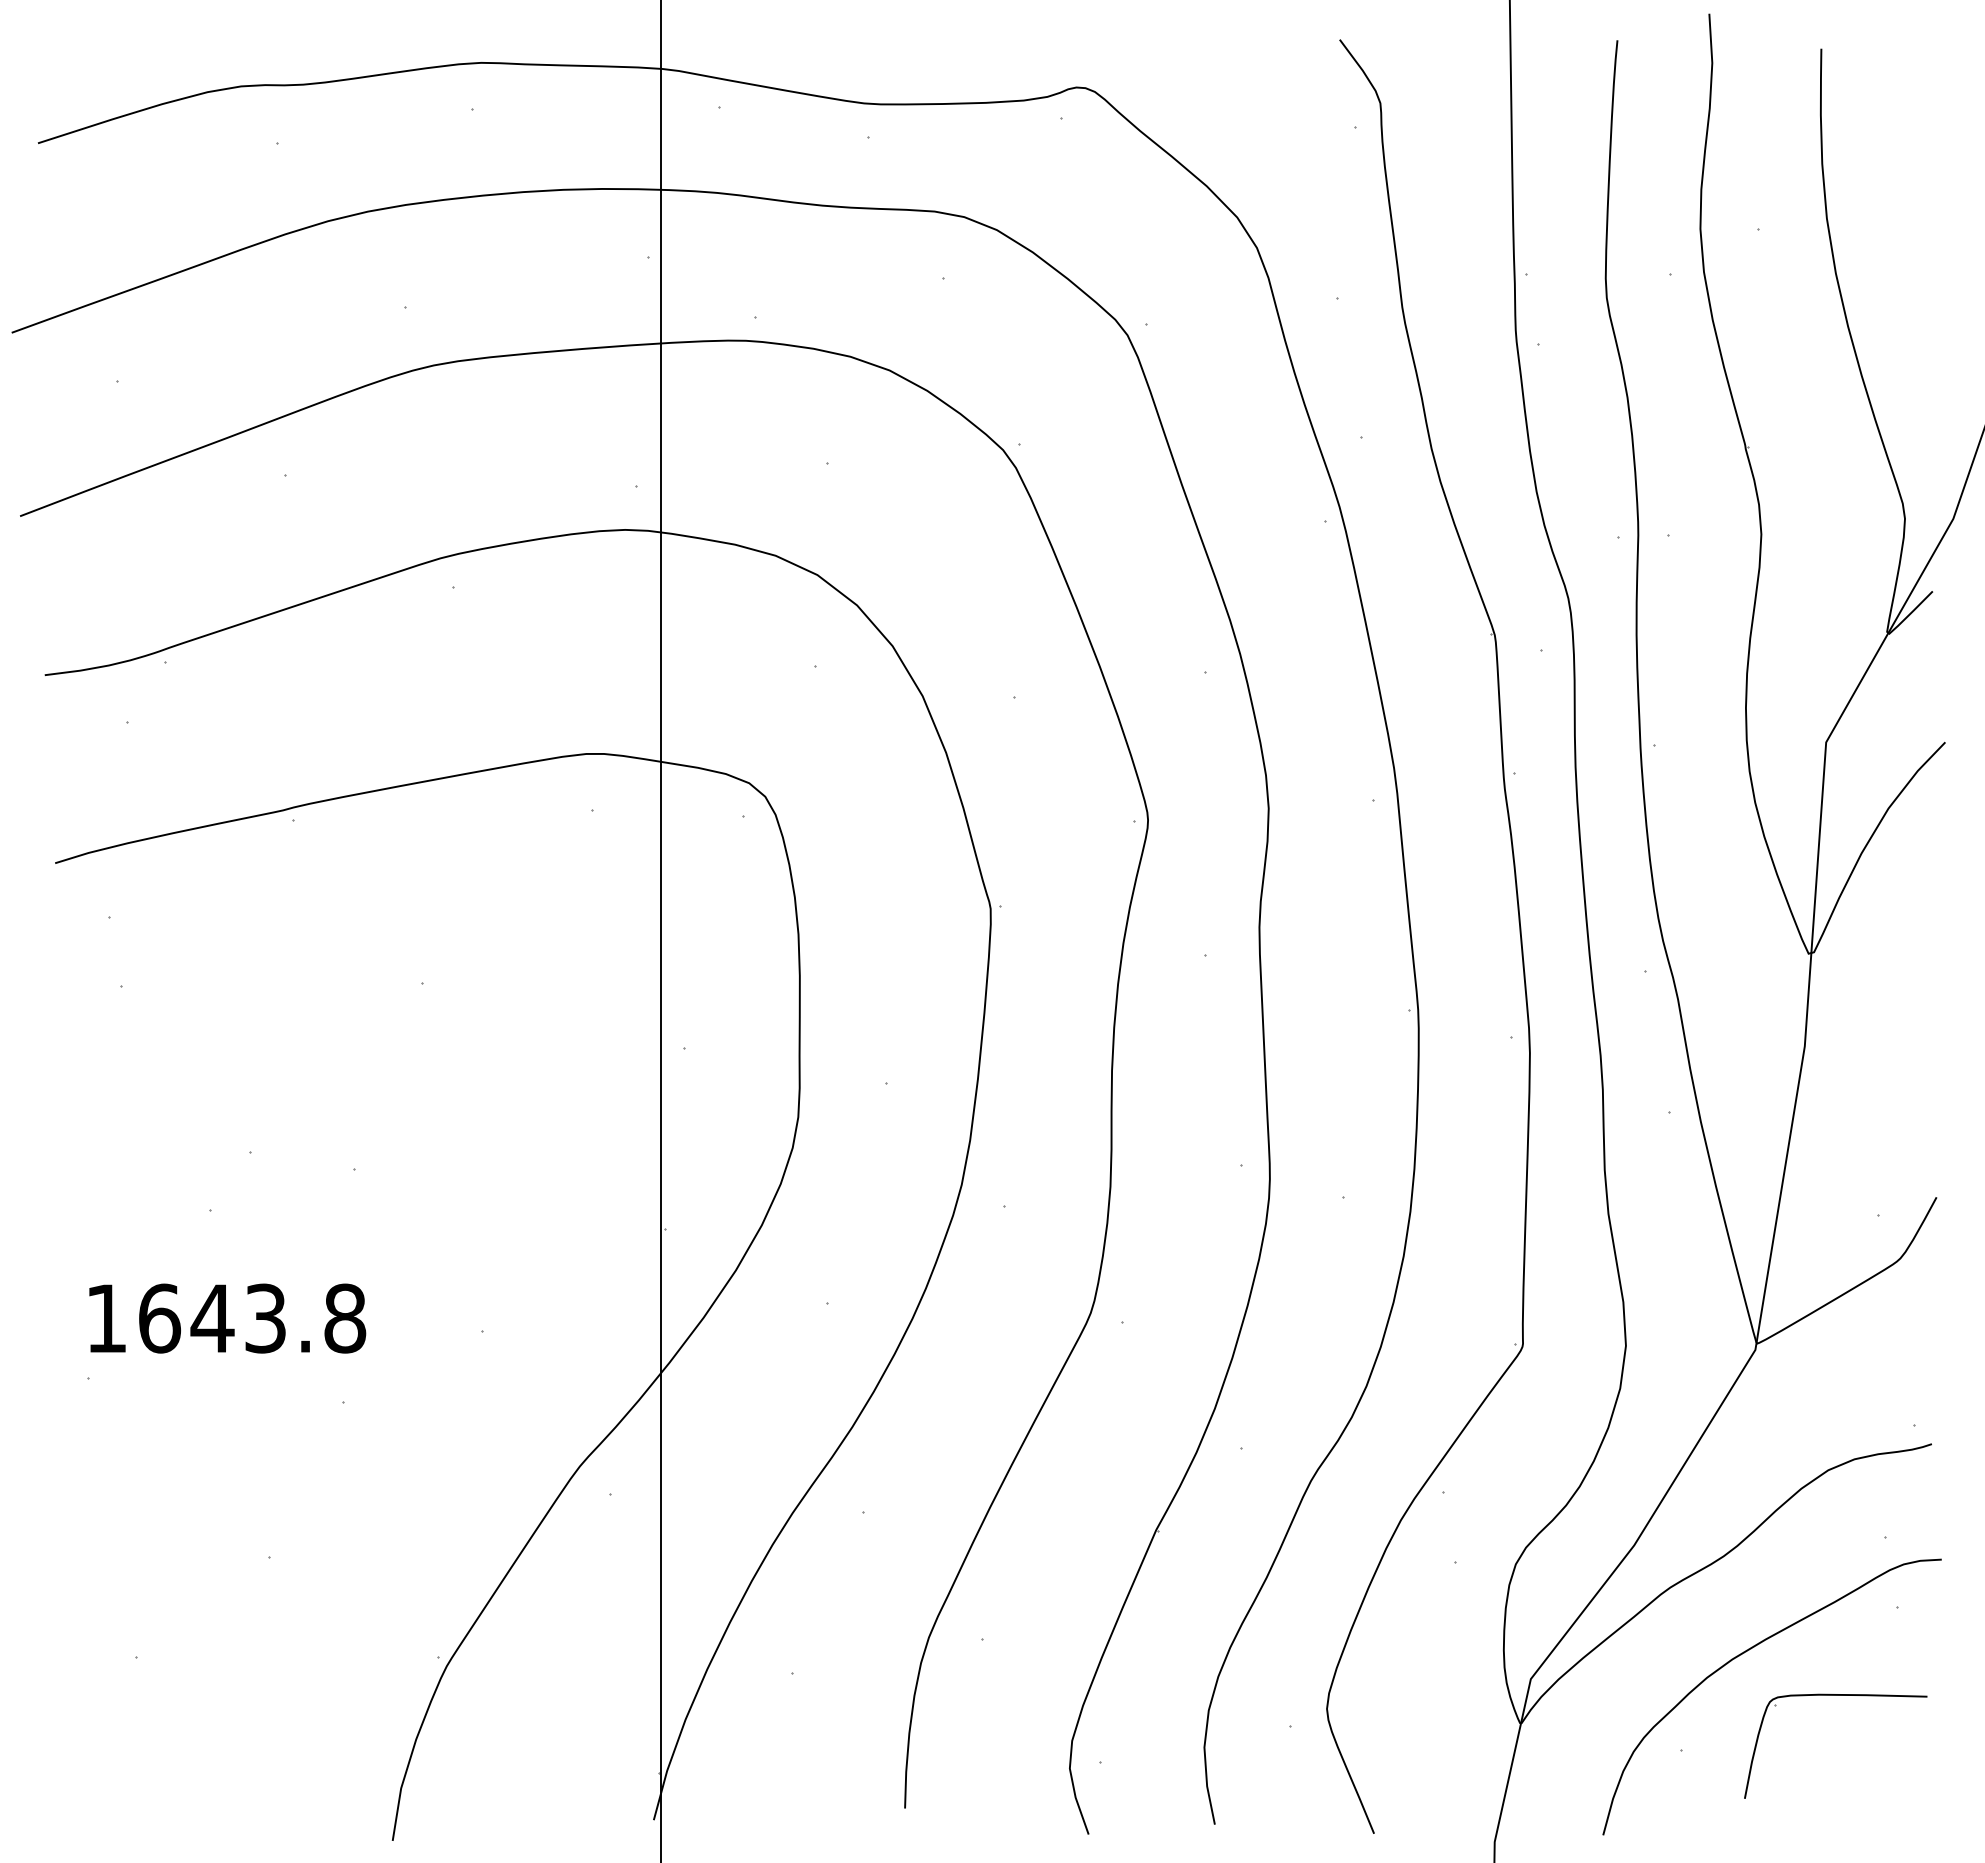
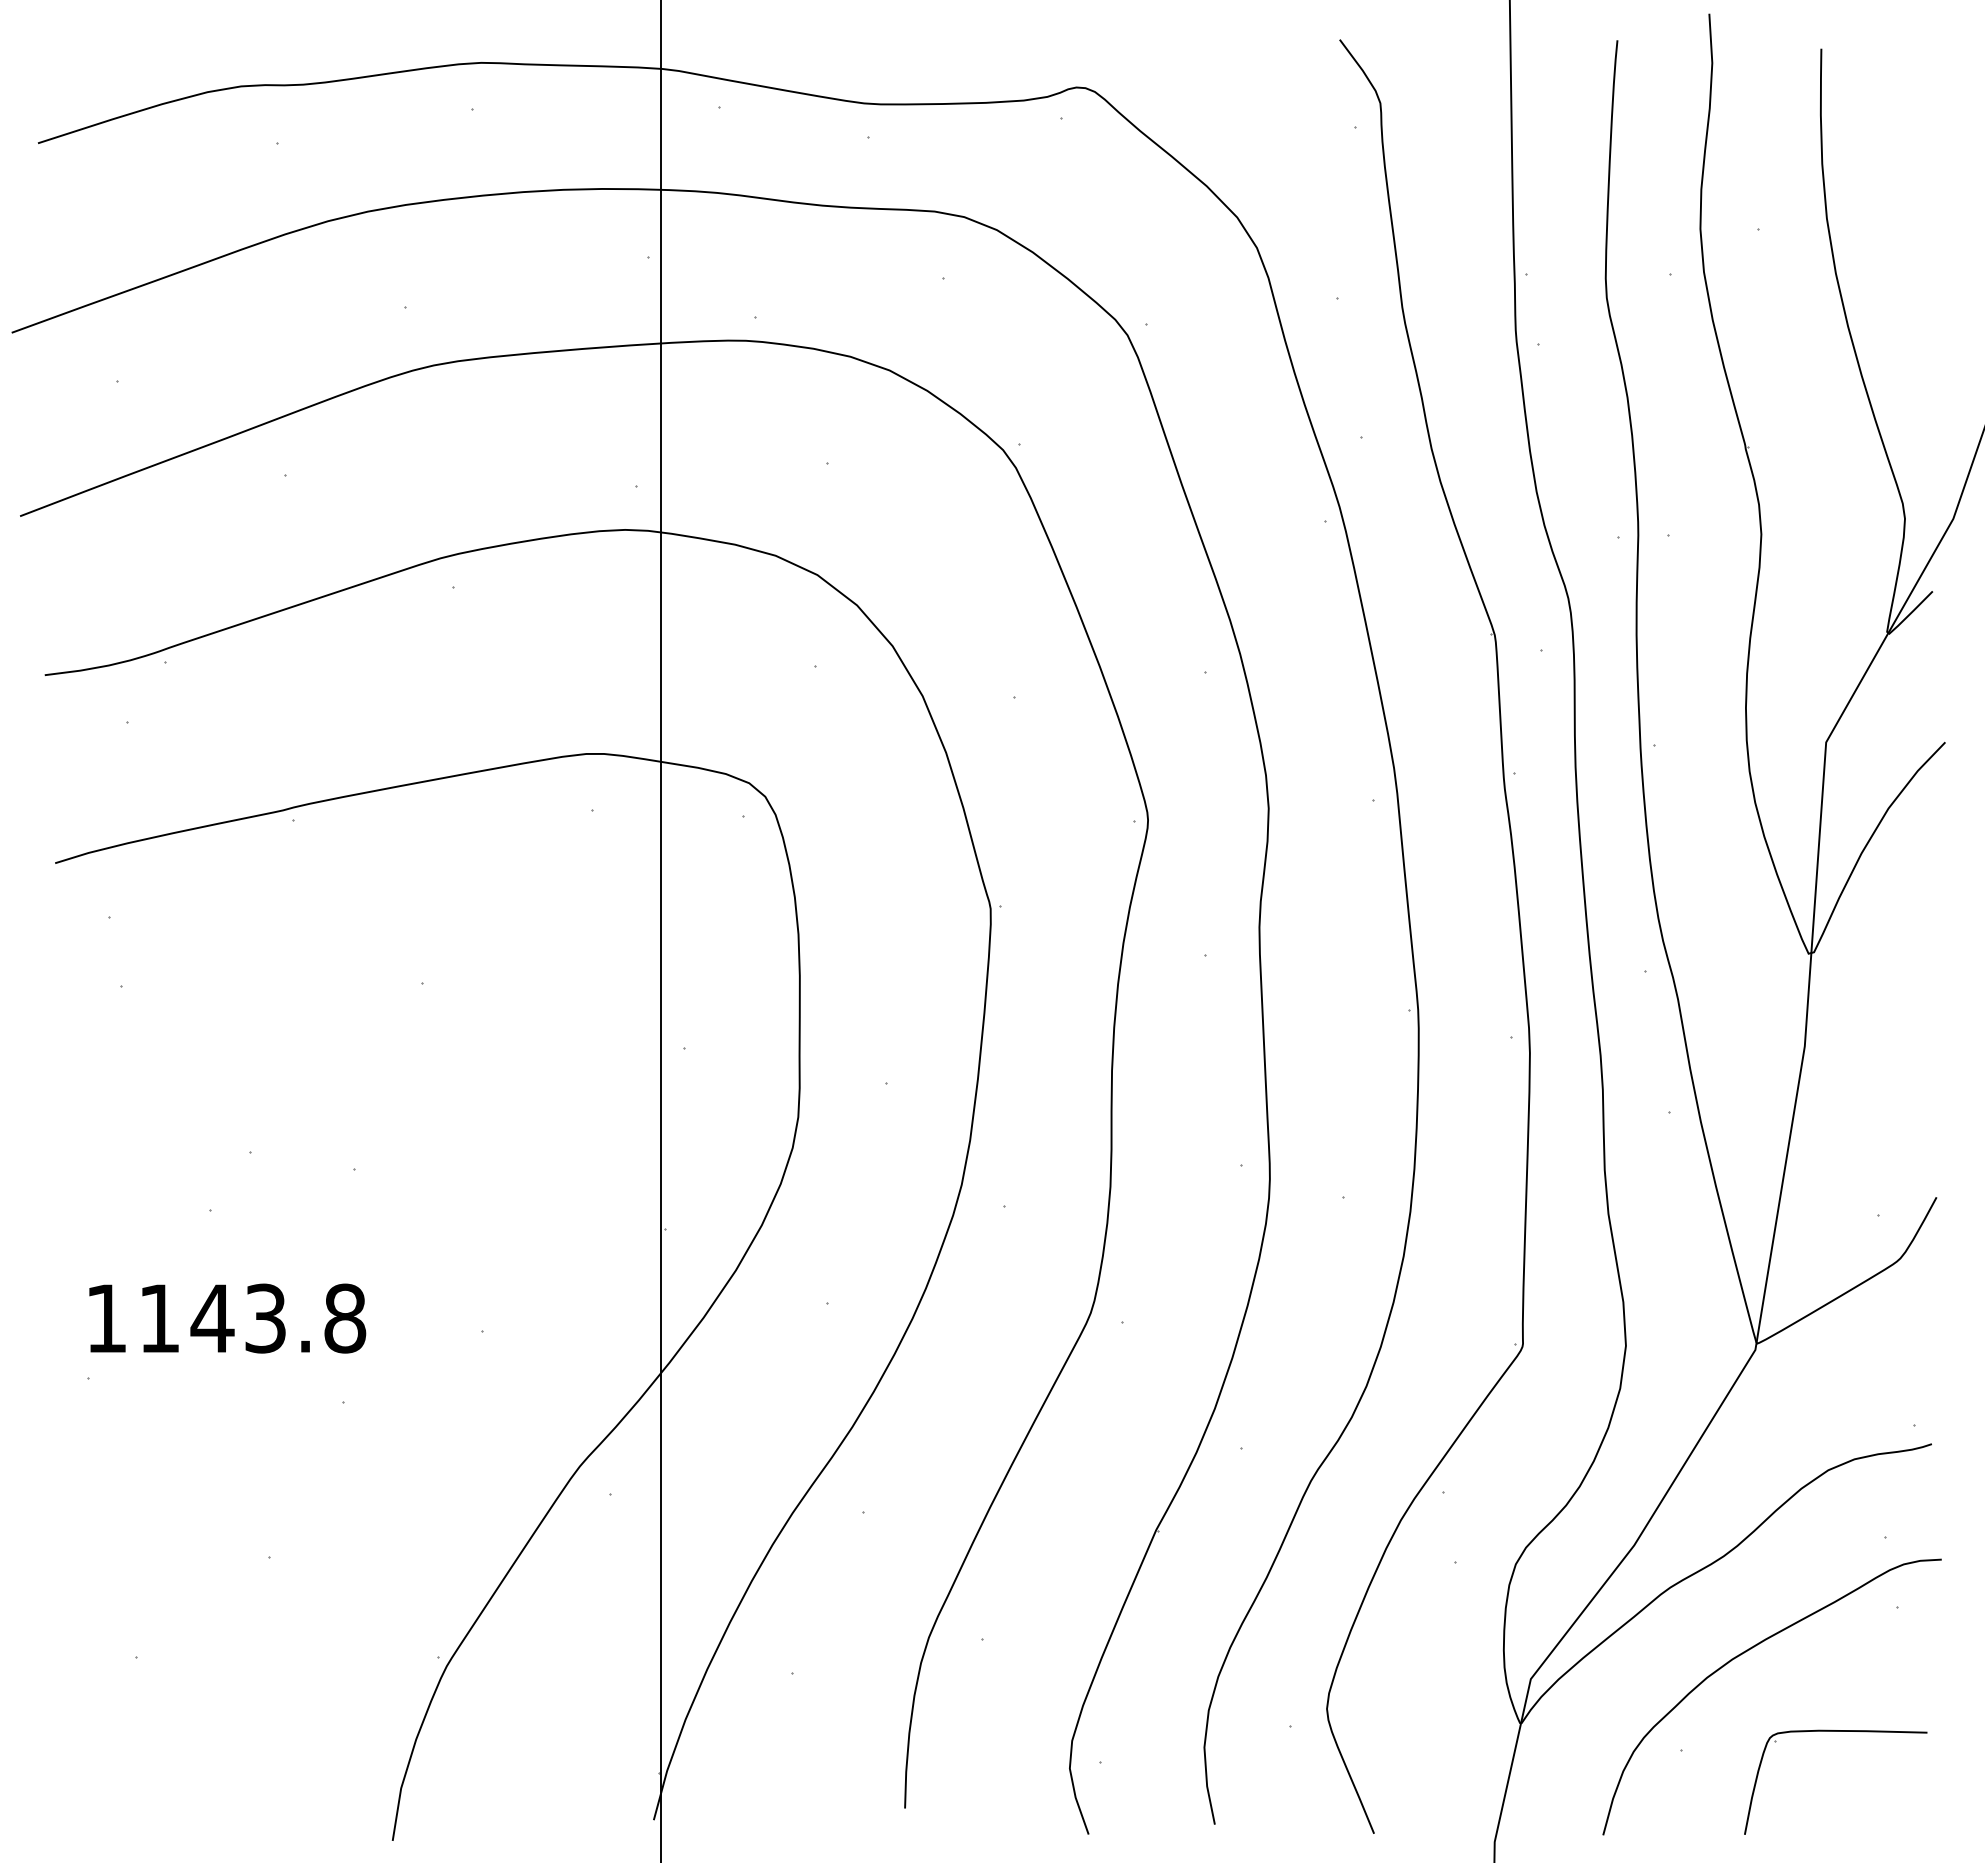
text: 1643.8 -> 1143.8 (160, 1318)
part position: (1835, 1695) -> (1835, 1731) (1835, 1731)
